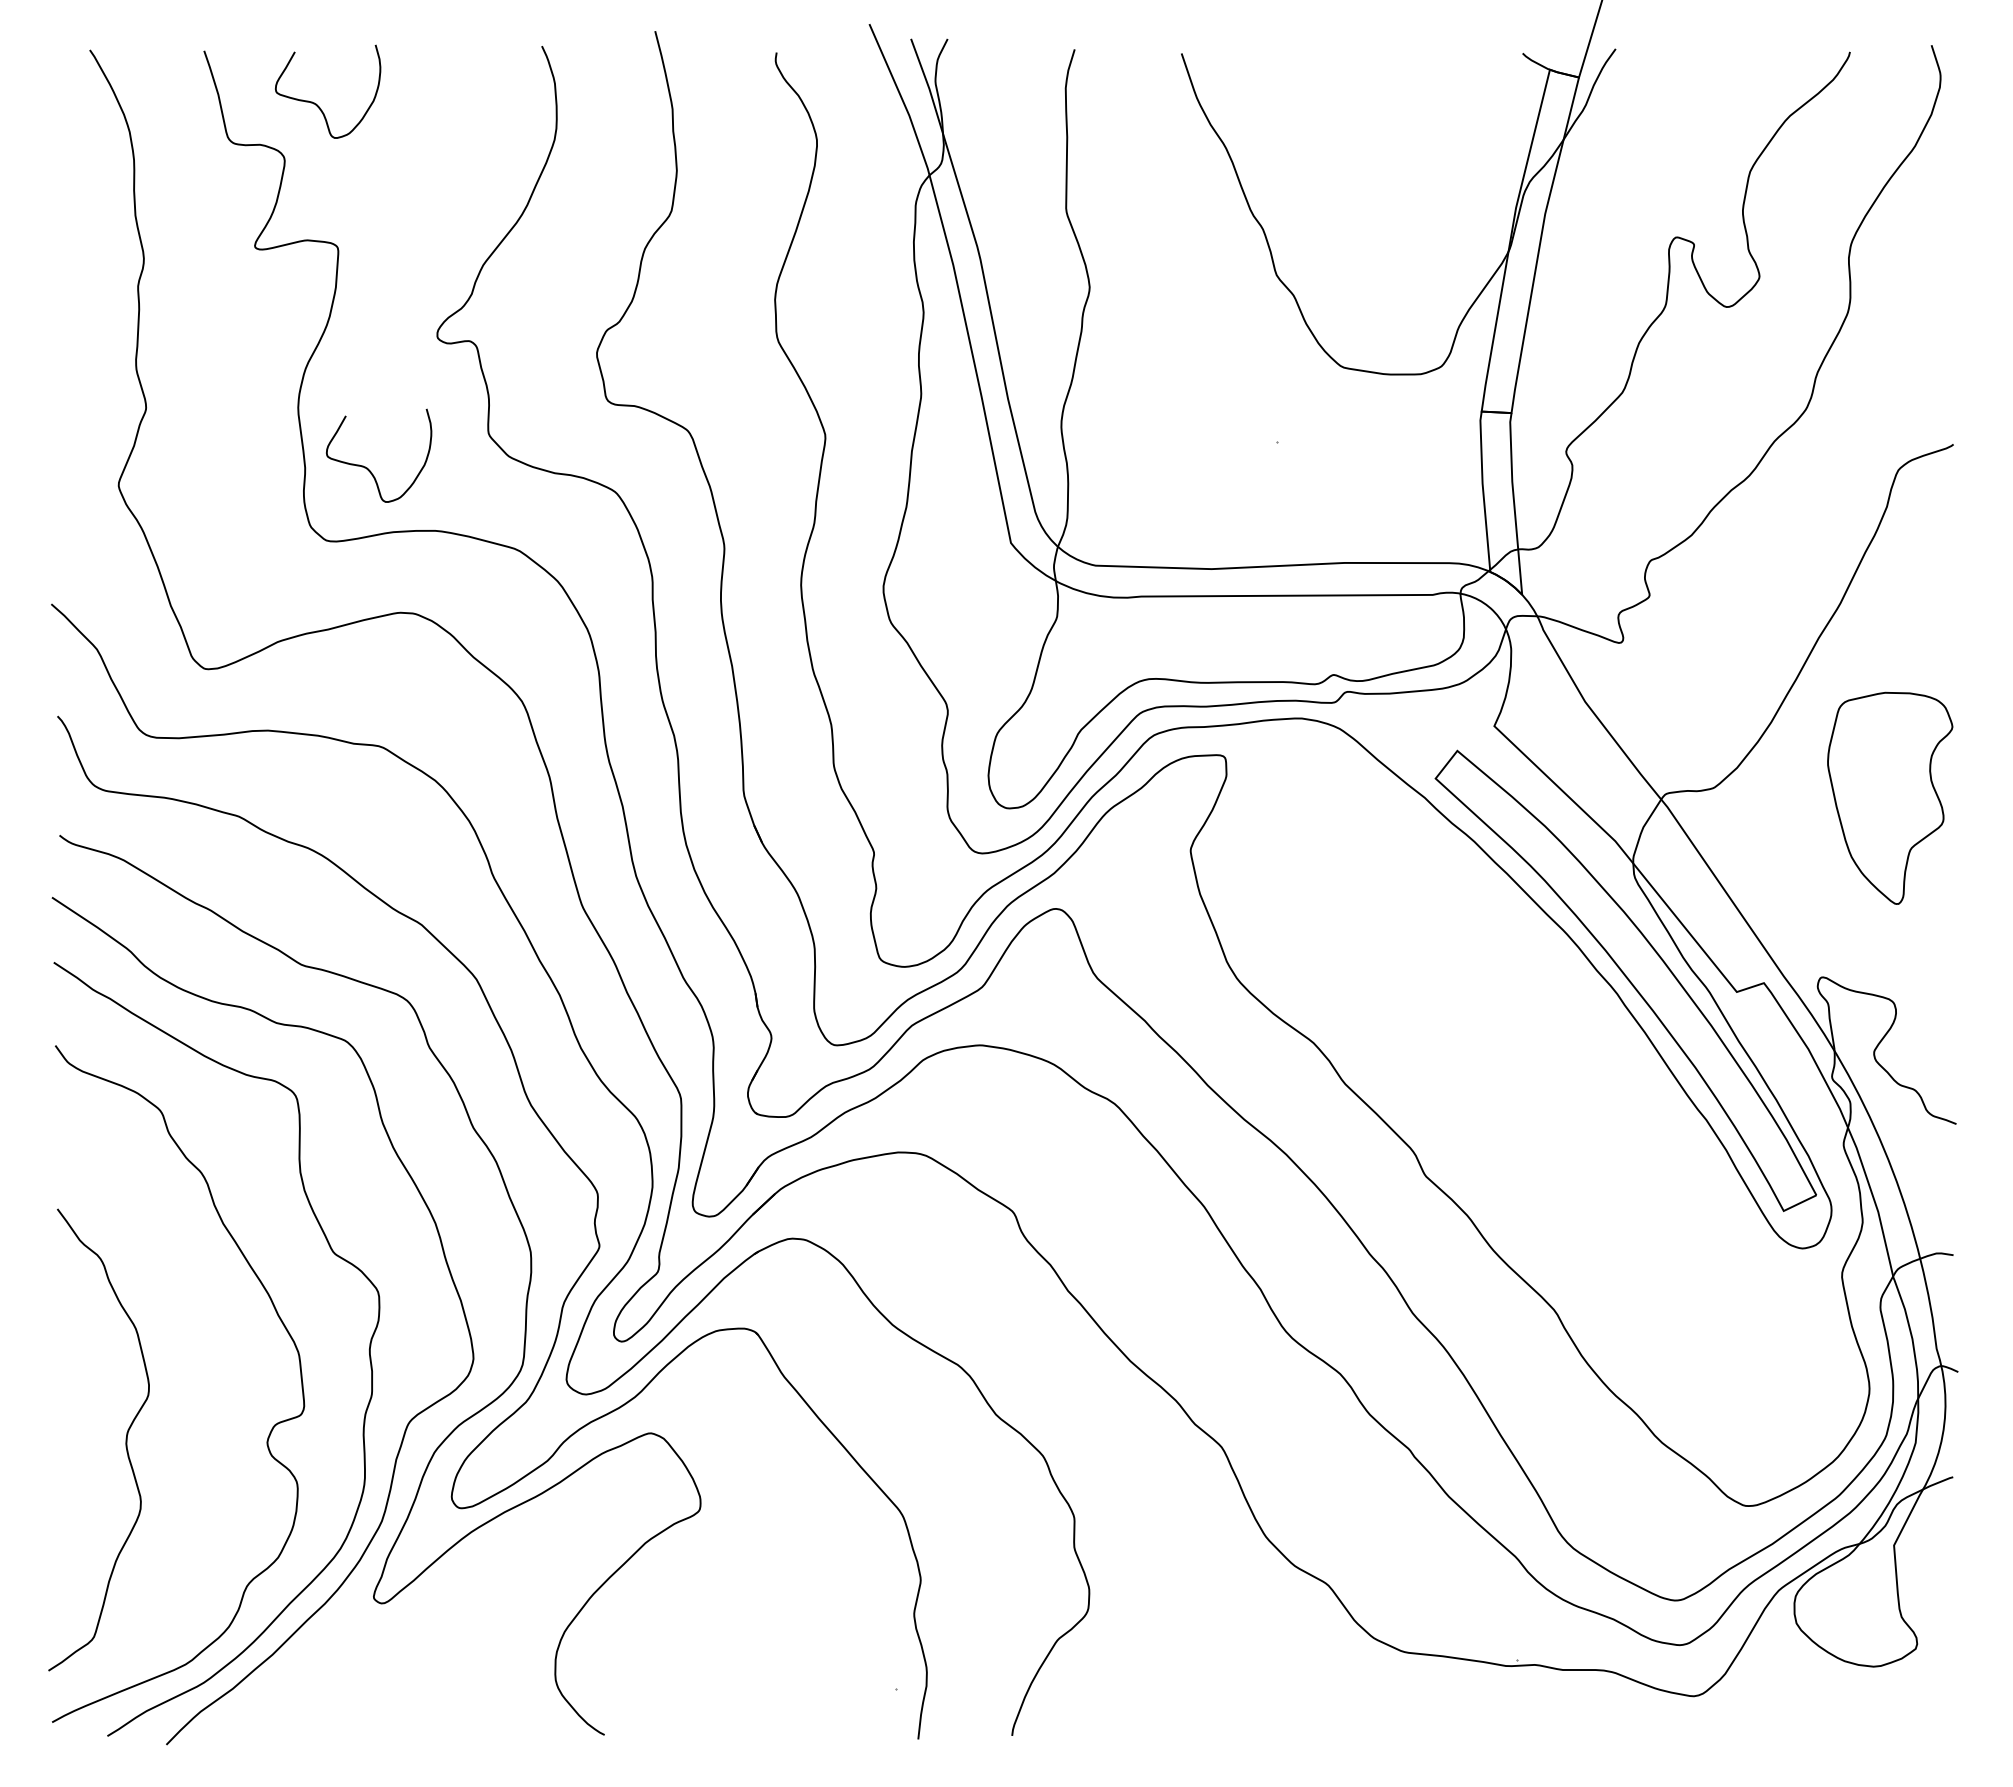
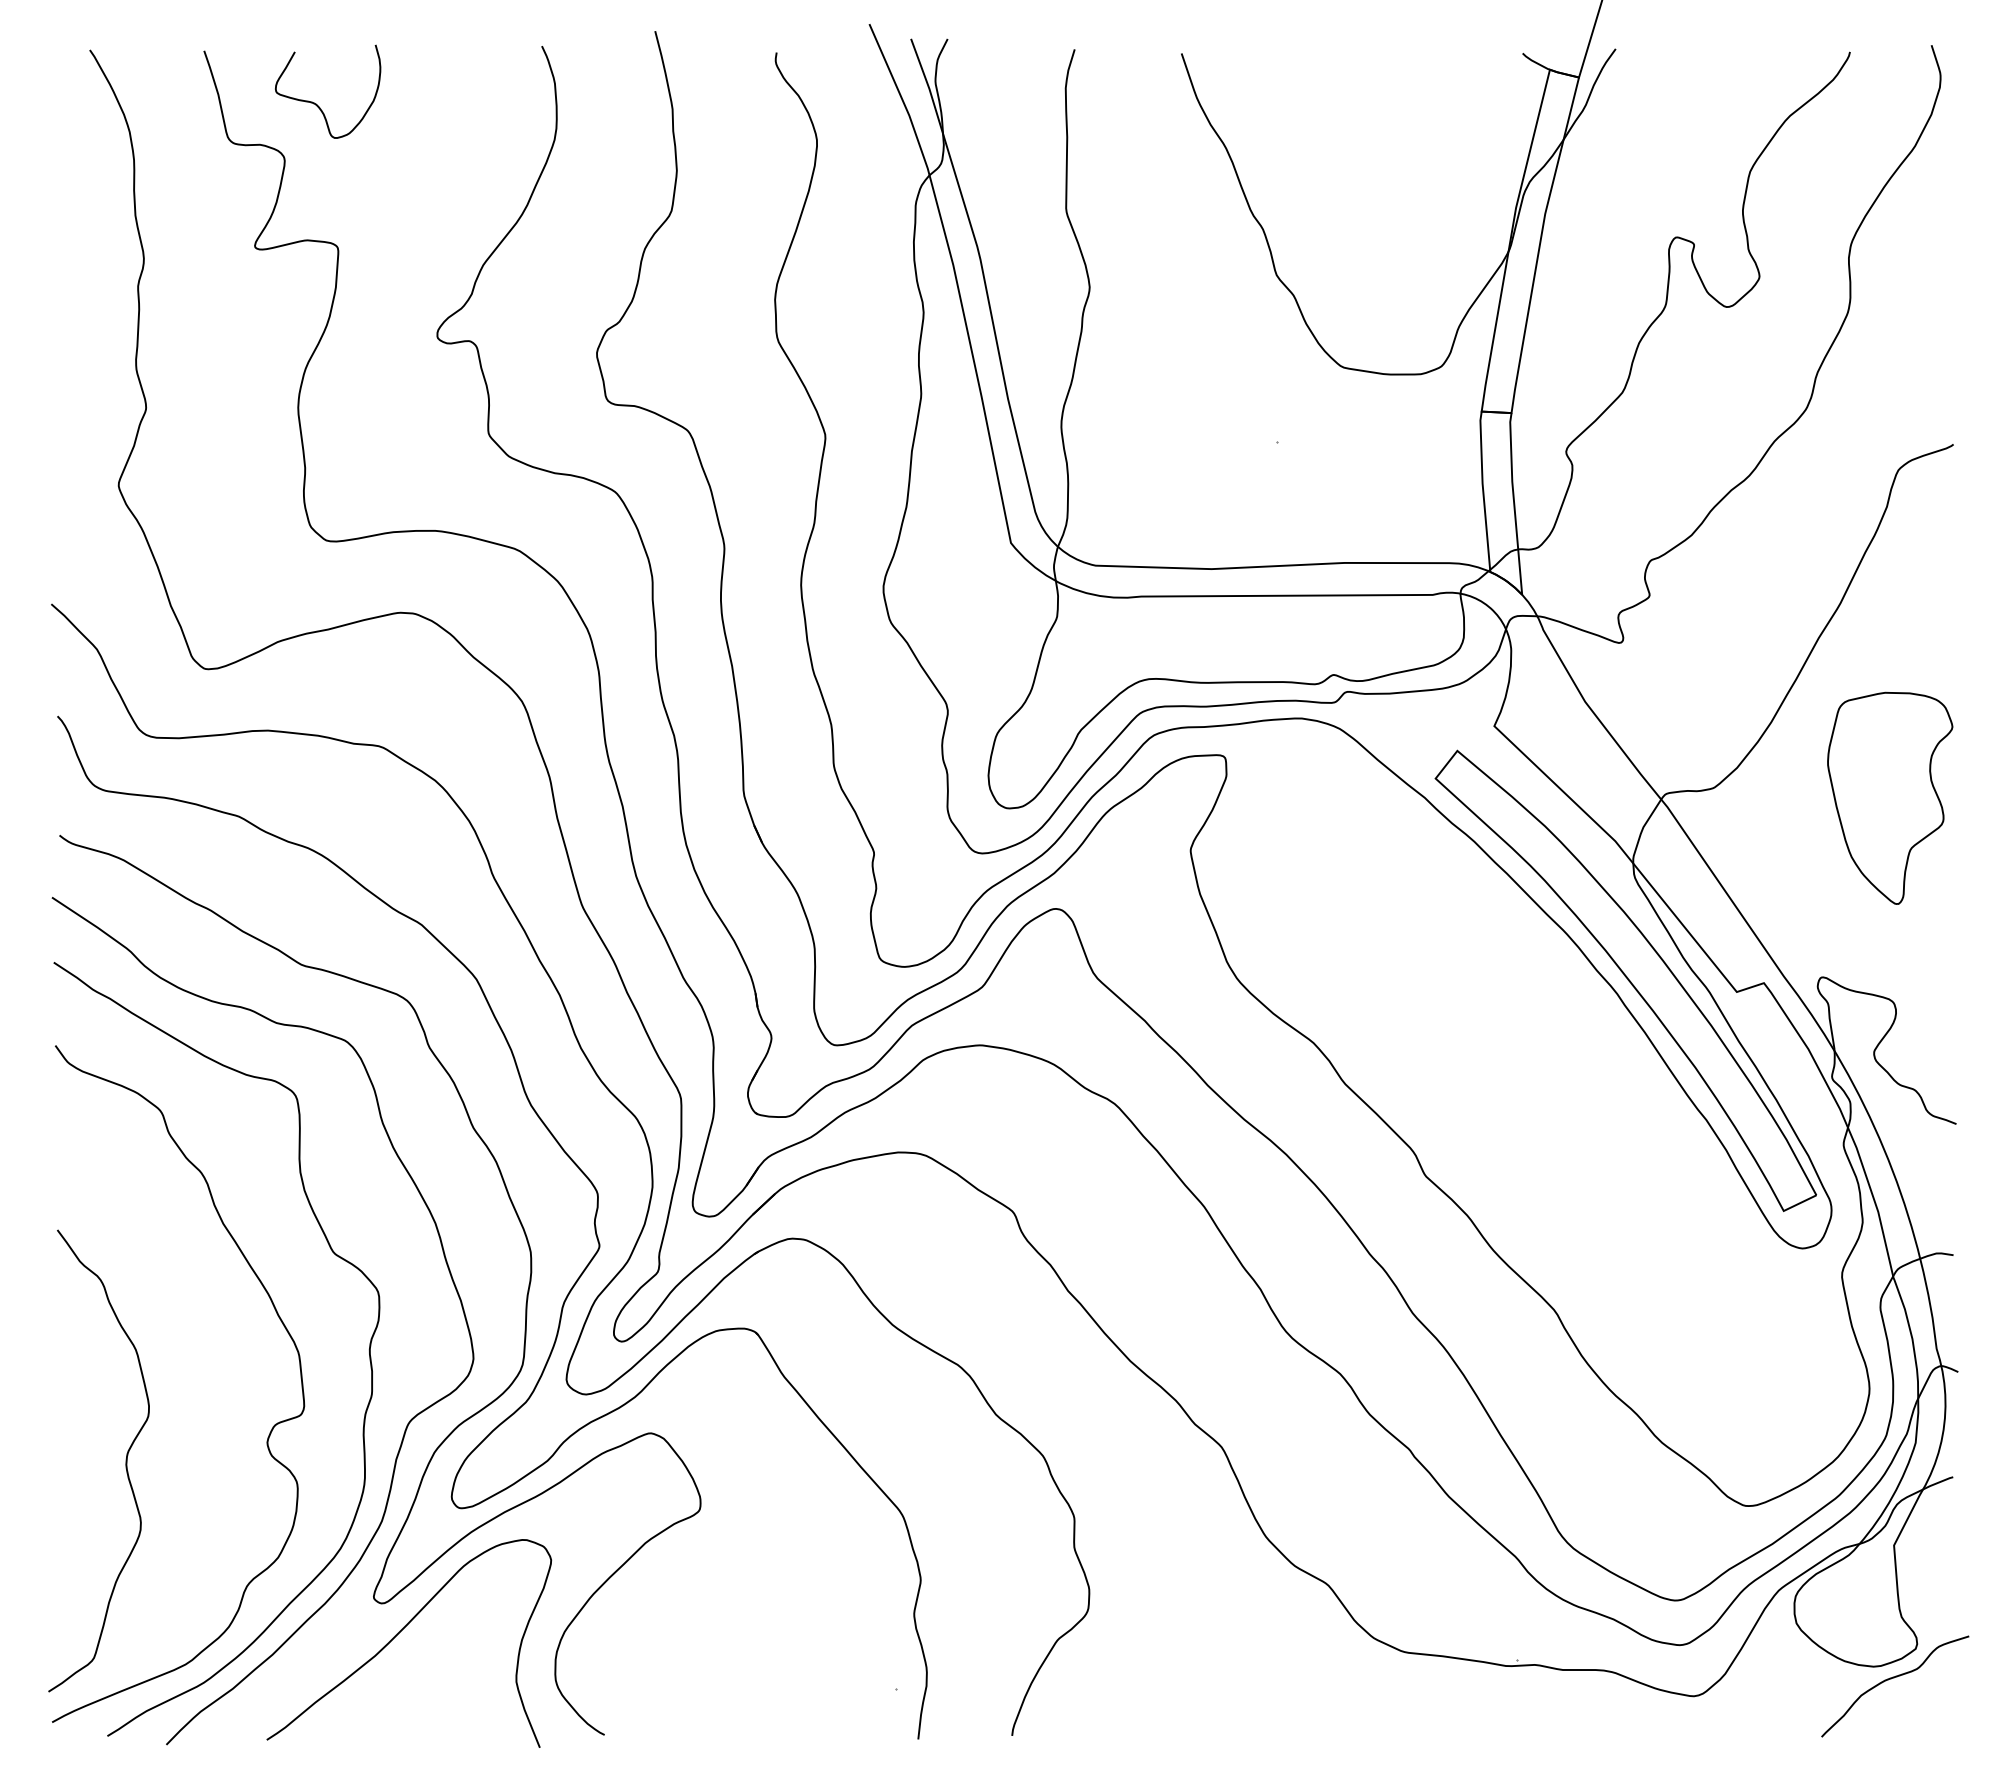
curve: present -> none (367, 467)
curve position: (125, 1439) -> (125, 1460) (125, 1460)
curve: none -> present (399, 1633)
curve: none -> present (1894, 1678)
